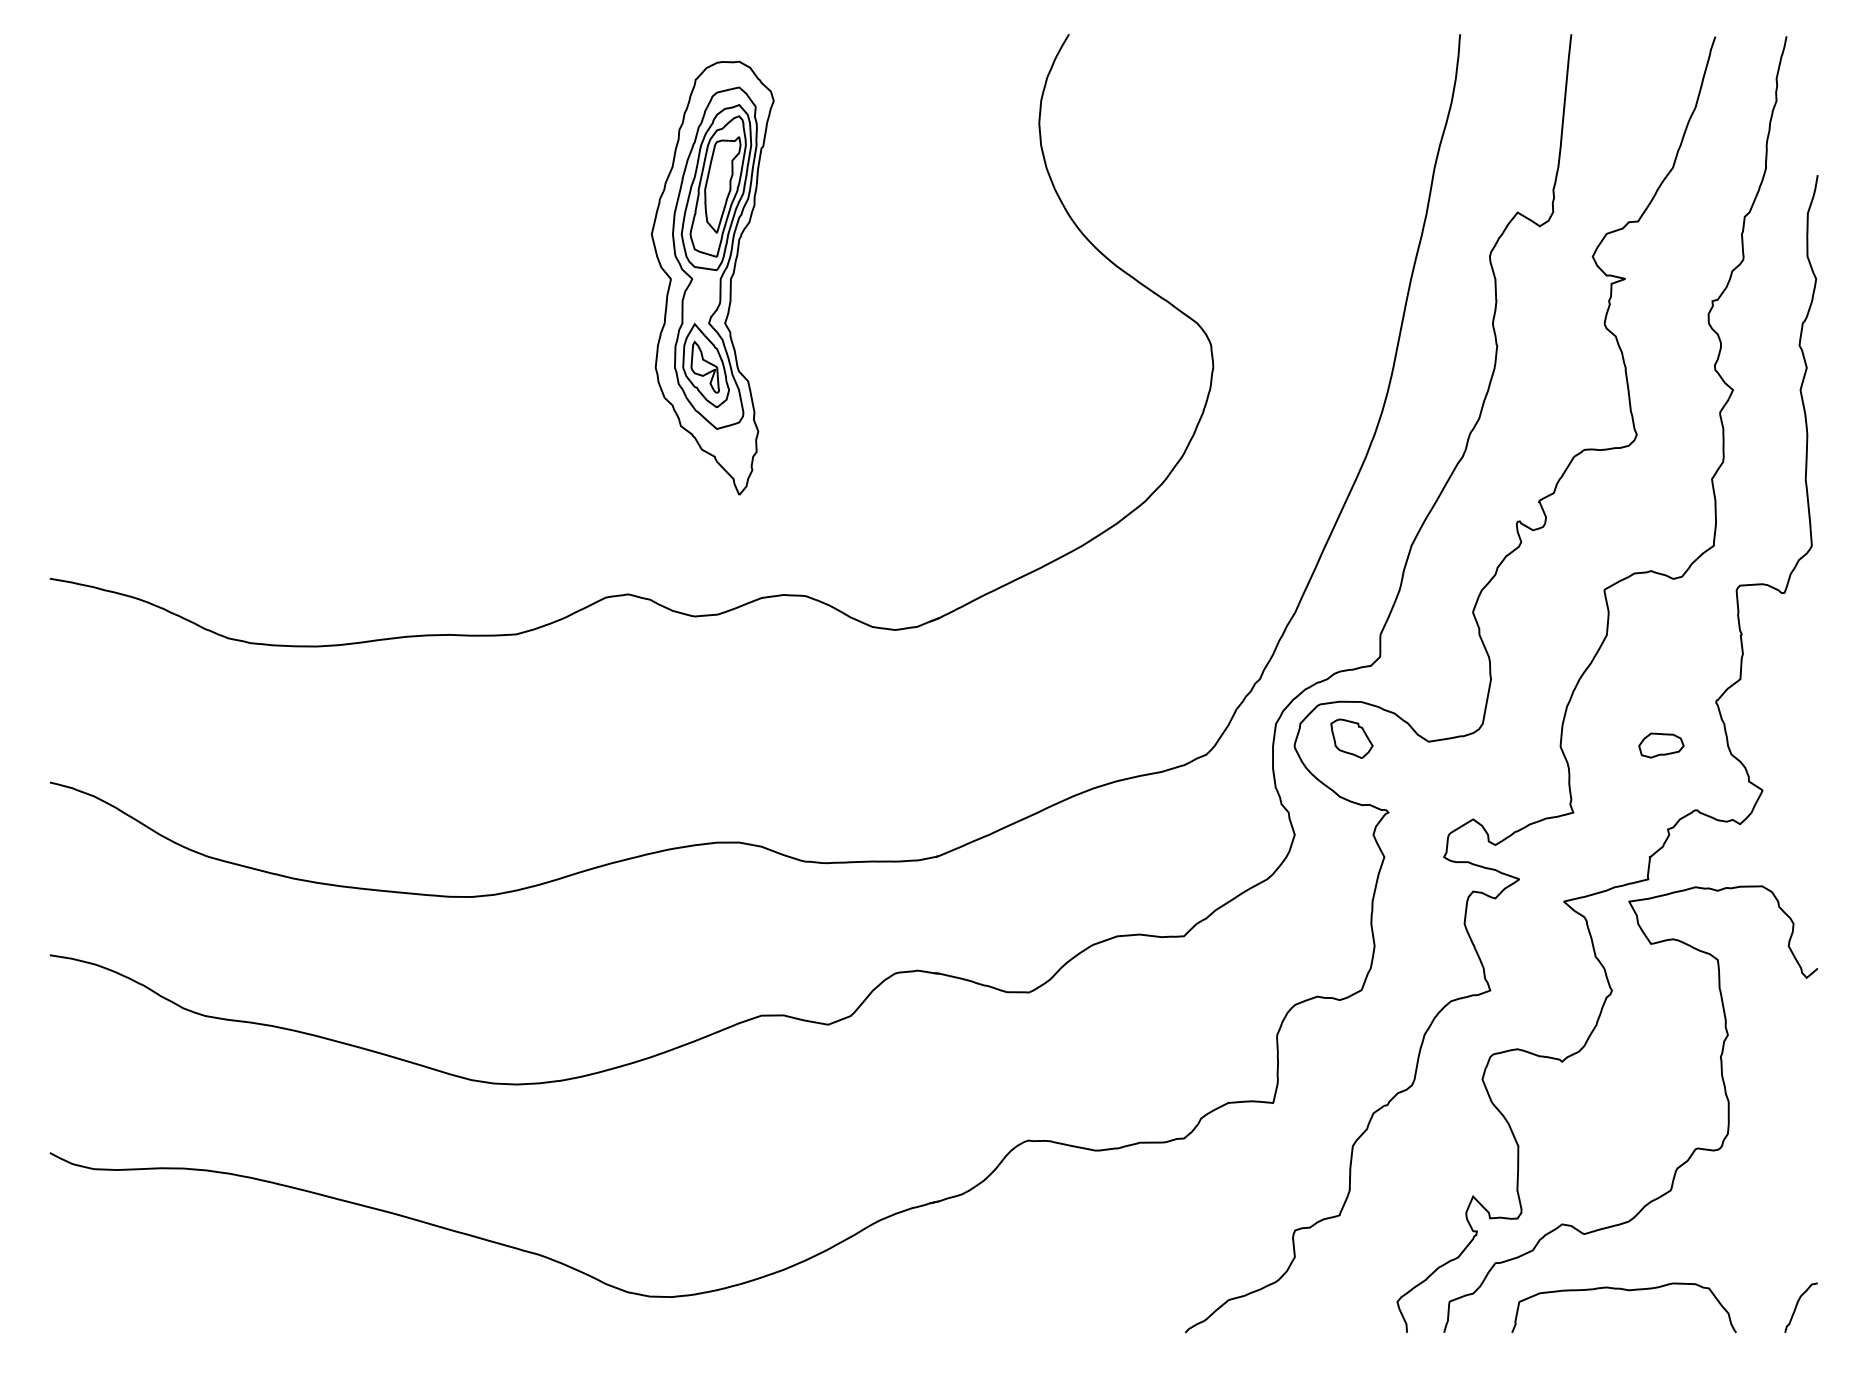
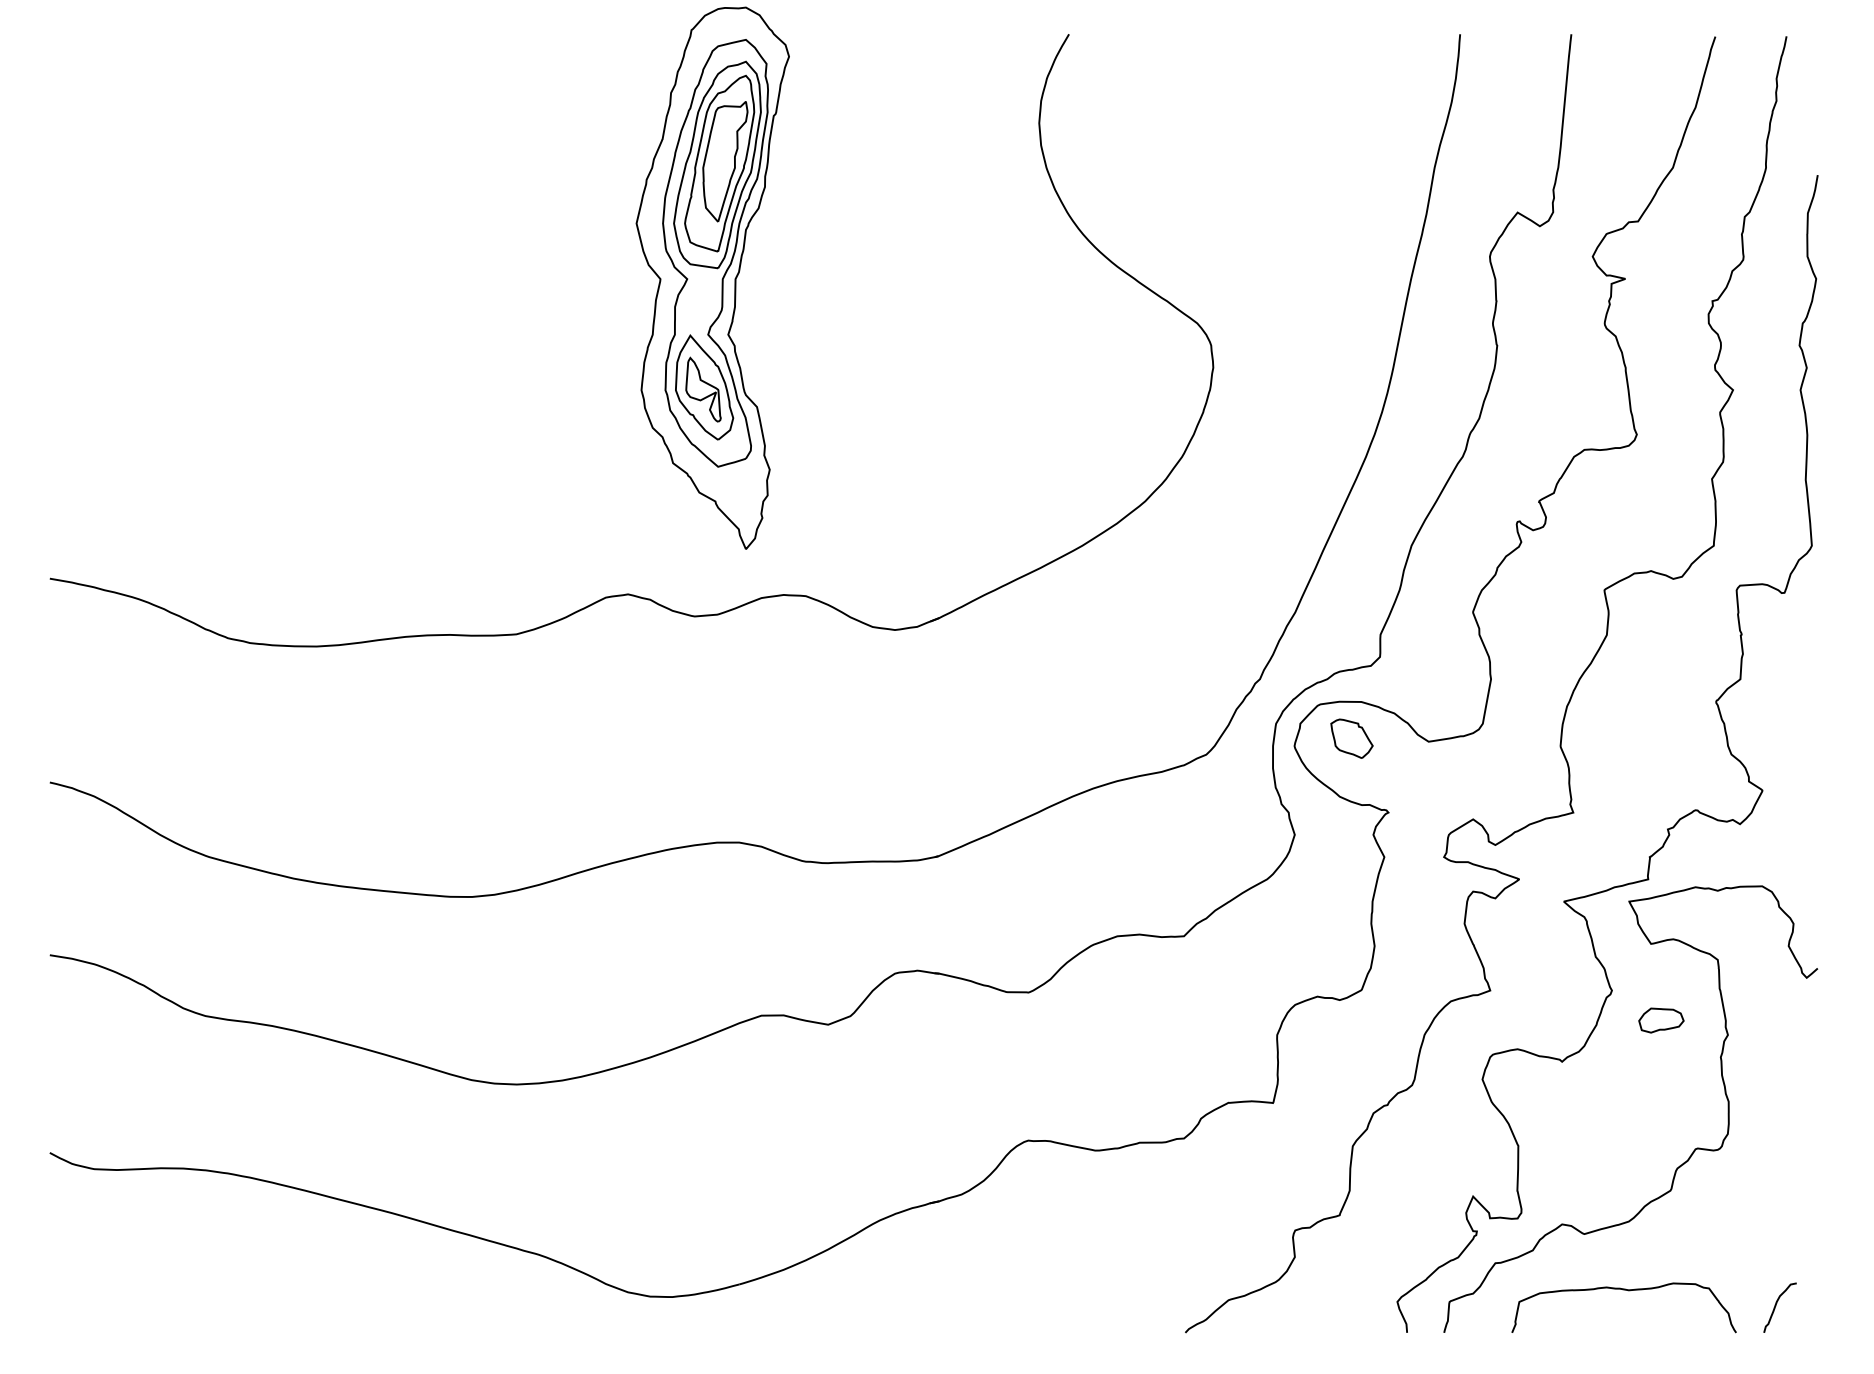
part size: 125x436 px -> 155x544 px (712, 277)
part position: (1661, 745) -> (1661, 1020) (1661, 1020)
curve position: (1797, 1306) -> (1776, 1306) (1776, 1306)
